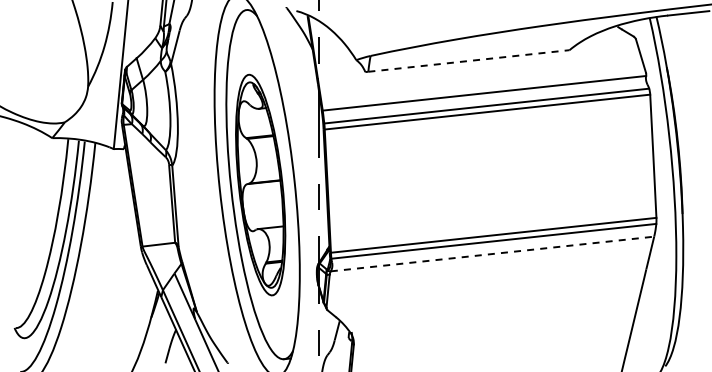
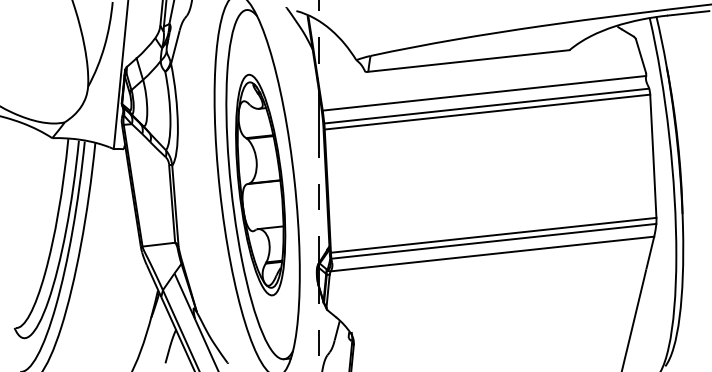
line: dashed -> solid (469, 60)
line: dashed -> solid (492, 254)
